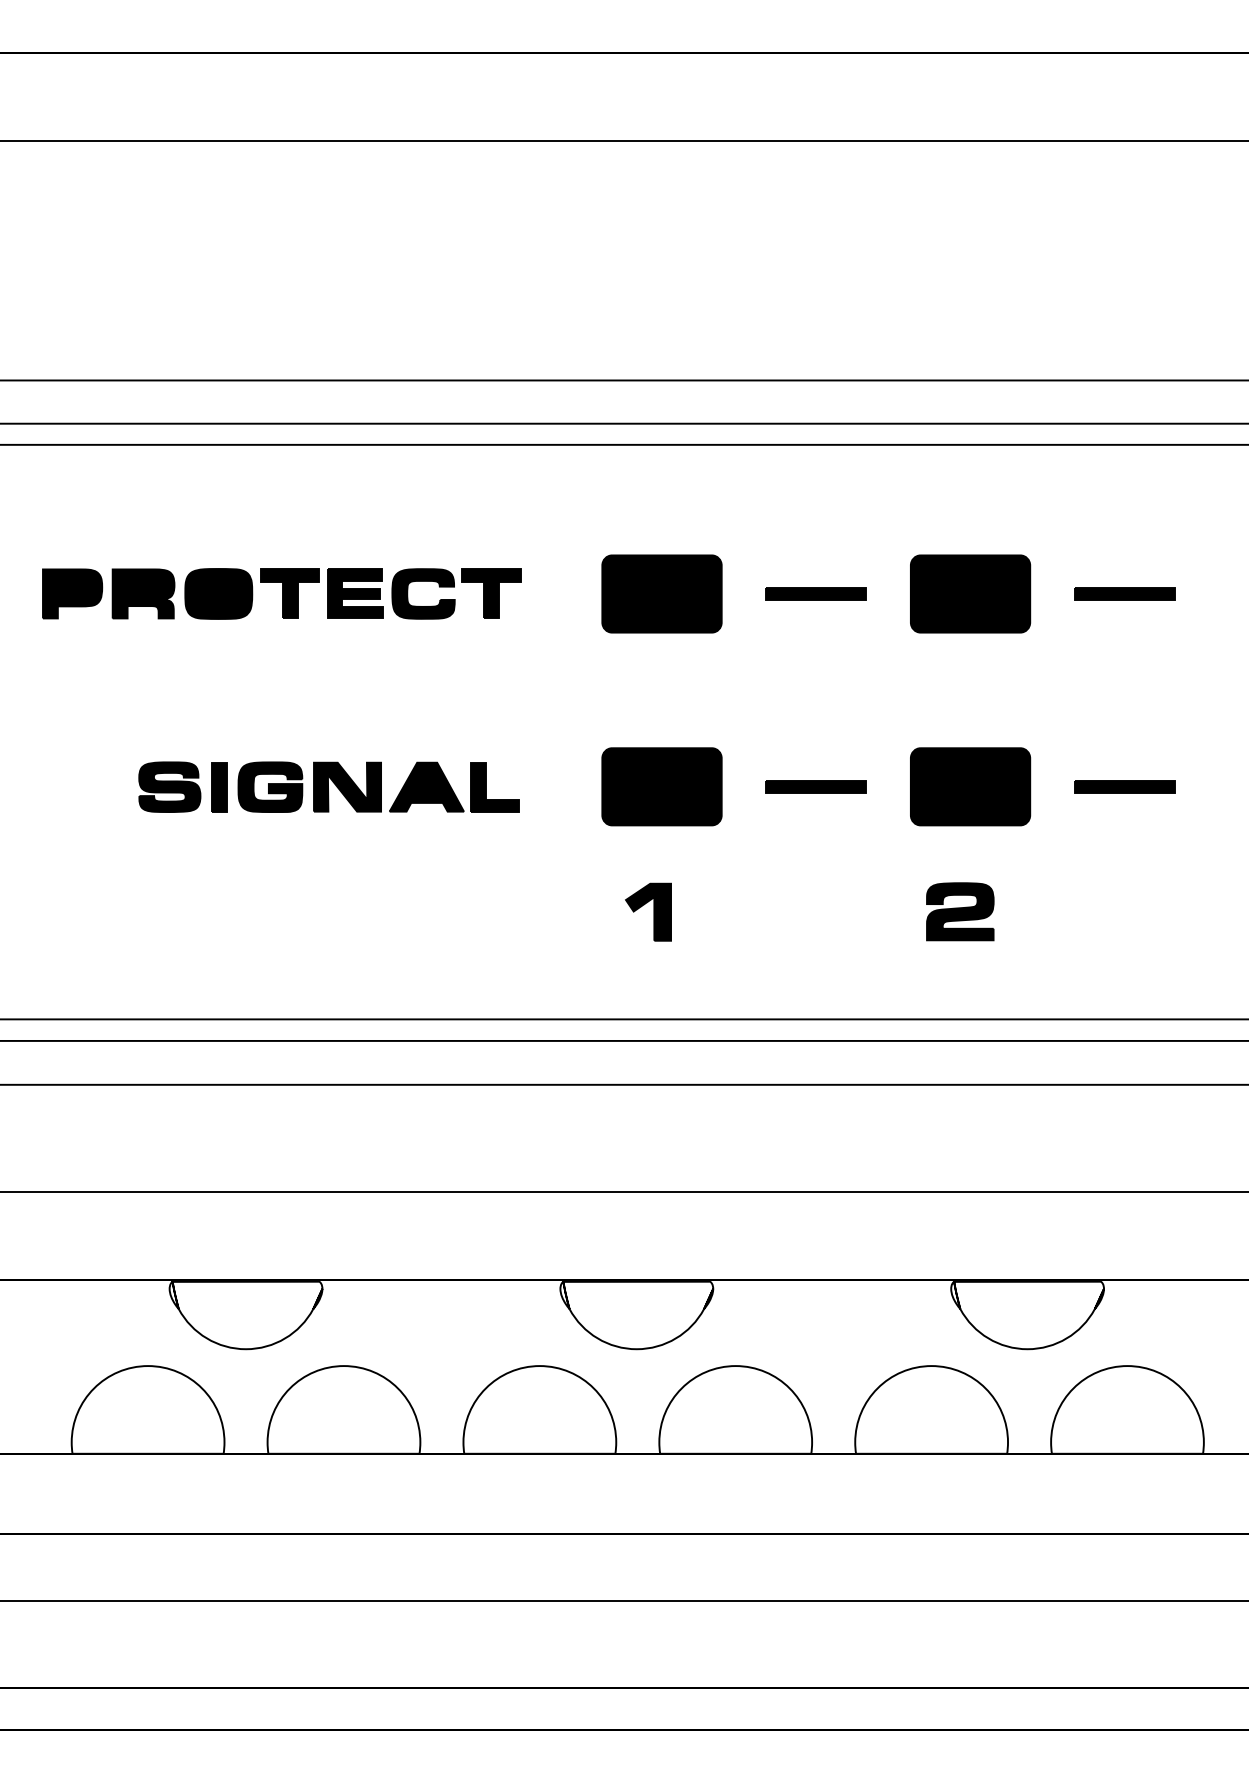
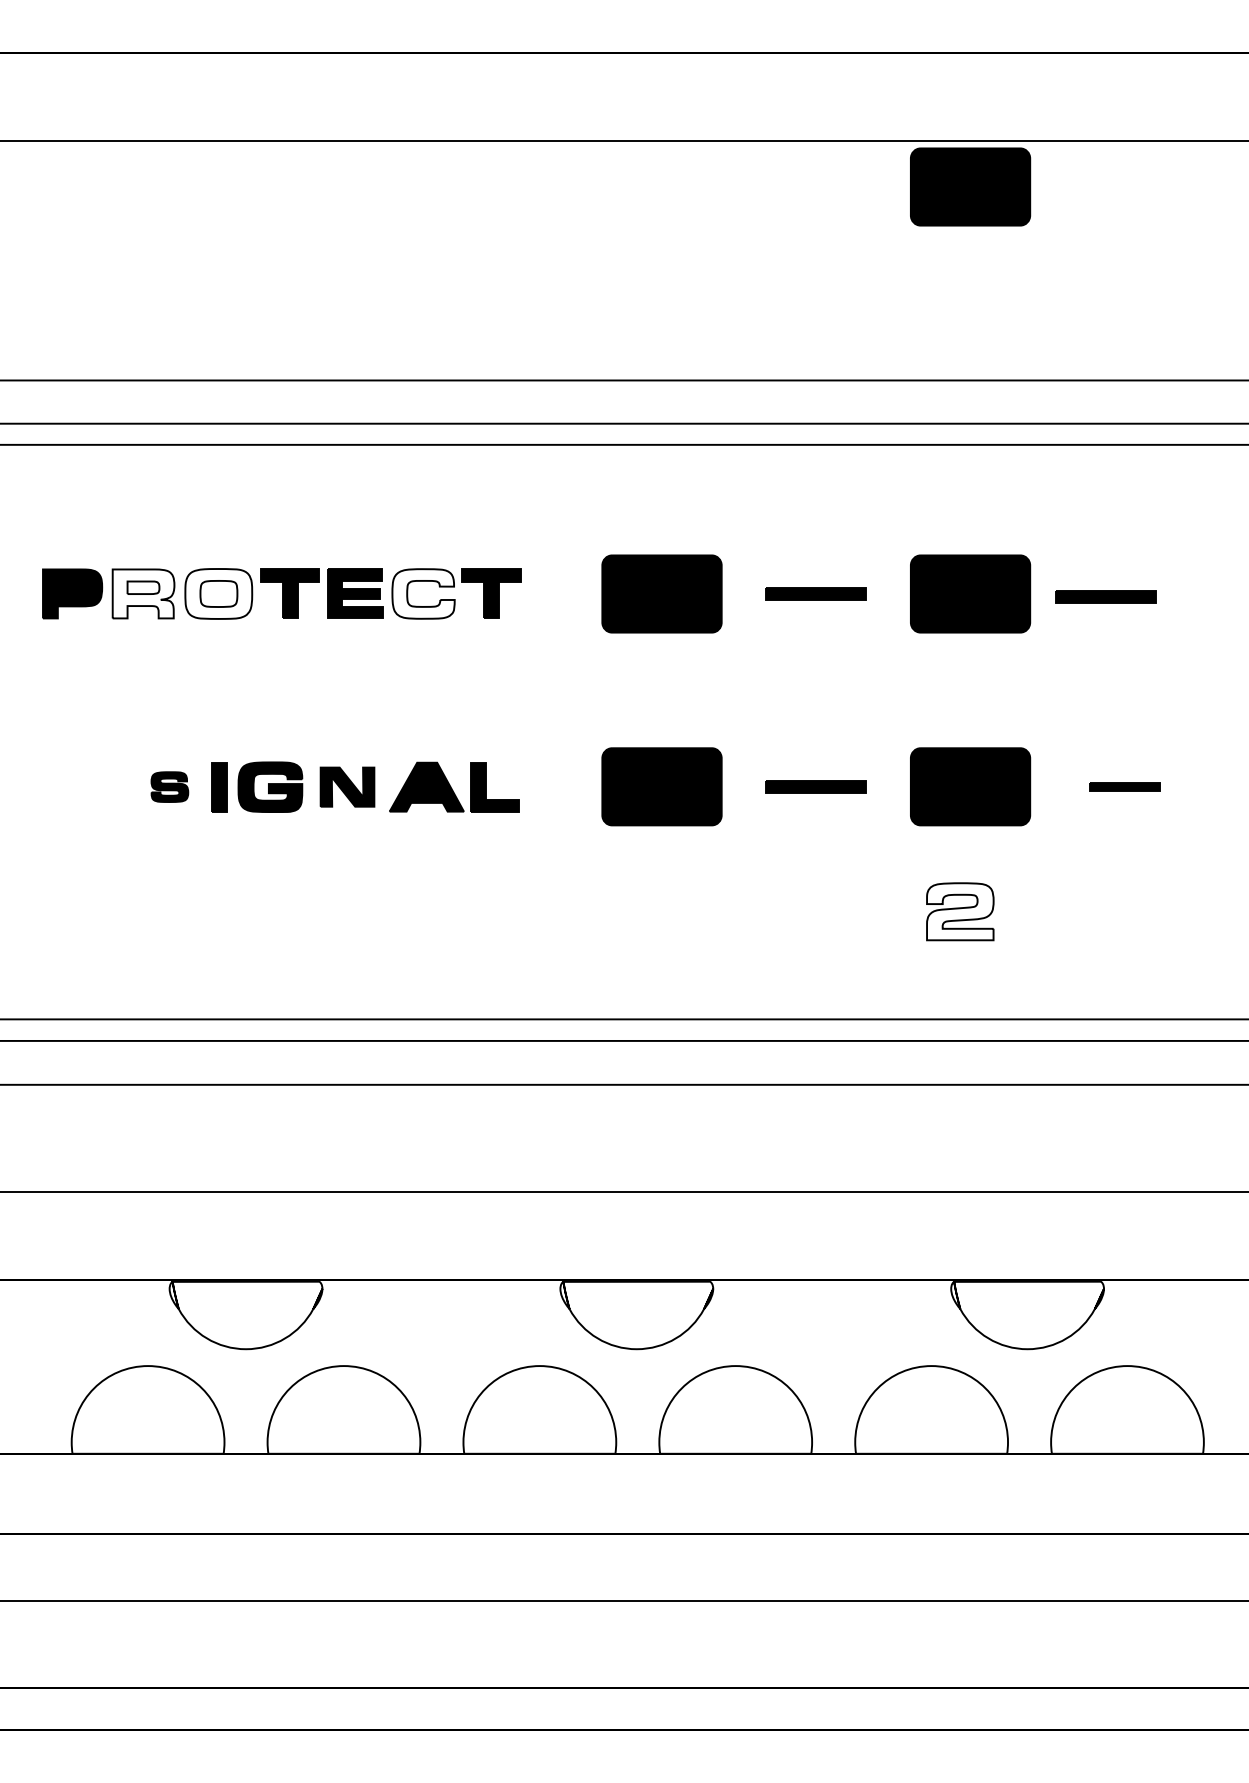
part: none -> present (970, 186)
fill: present -> none (143, 593)
fill: present -> none (218, 593)
fill: present -> none (423, 593)
part position: (1124, 593) -> (1105, 596) (1105, 596)
part size: 64x52 px -> 40x32 px (169, 786)
part size: 69x52 px -> 57x42 px (347, 786)
part size: 102x14 px -> 72x10 px (1124, 786)
part: present -> none (648, 911)
fill: present -> none (960, 911)
